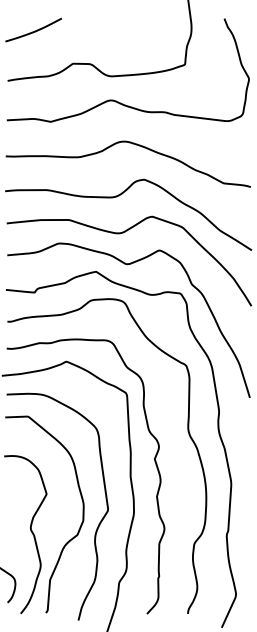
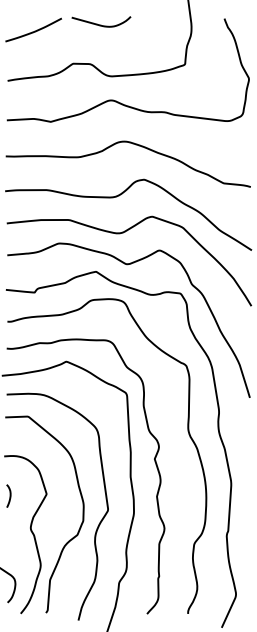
curve: none -> present (101, 24)
curve: none -> present (9, 495)
